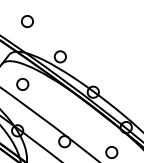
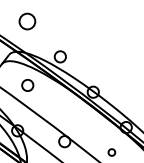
circle size: 13x13 px -> 19x19 px (27, 21)
circle position: (22, 84) -> (27, 85) (27, 85)
circle size: 14x13 px -> 10x9 px (111, 152)
